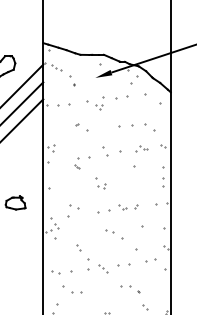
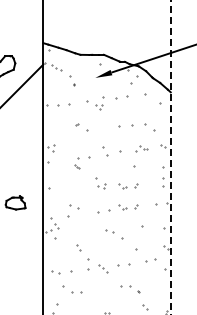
line: present -> none (22, 102)
line: present -> none (22, 119)
line: solid -> dashed (170, 157)
part: none -> present (128, 186)
